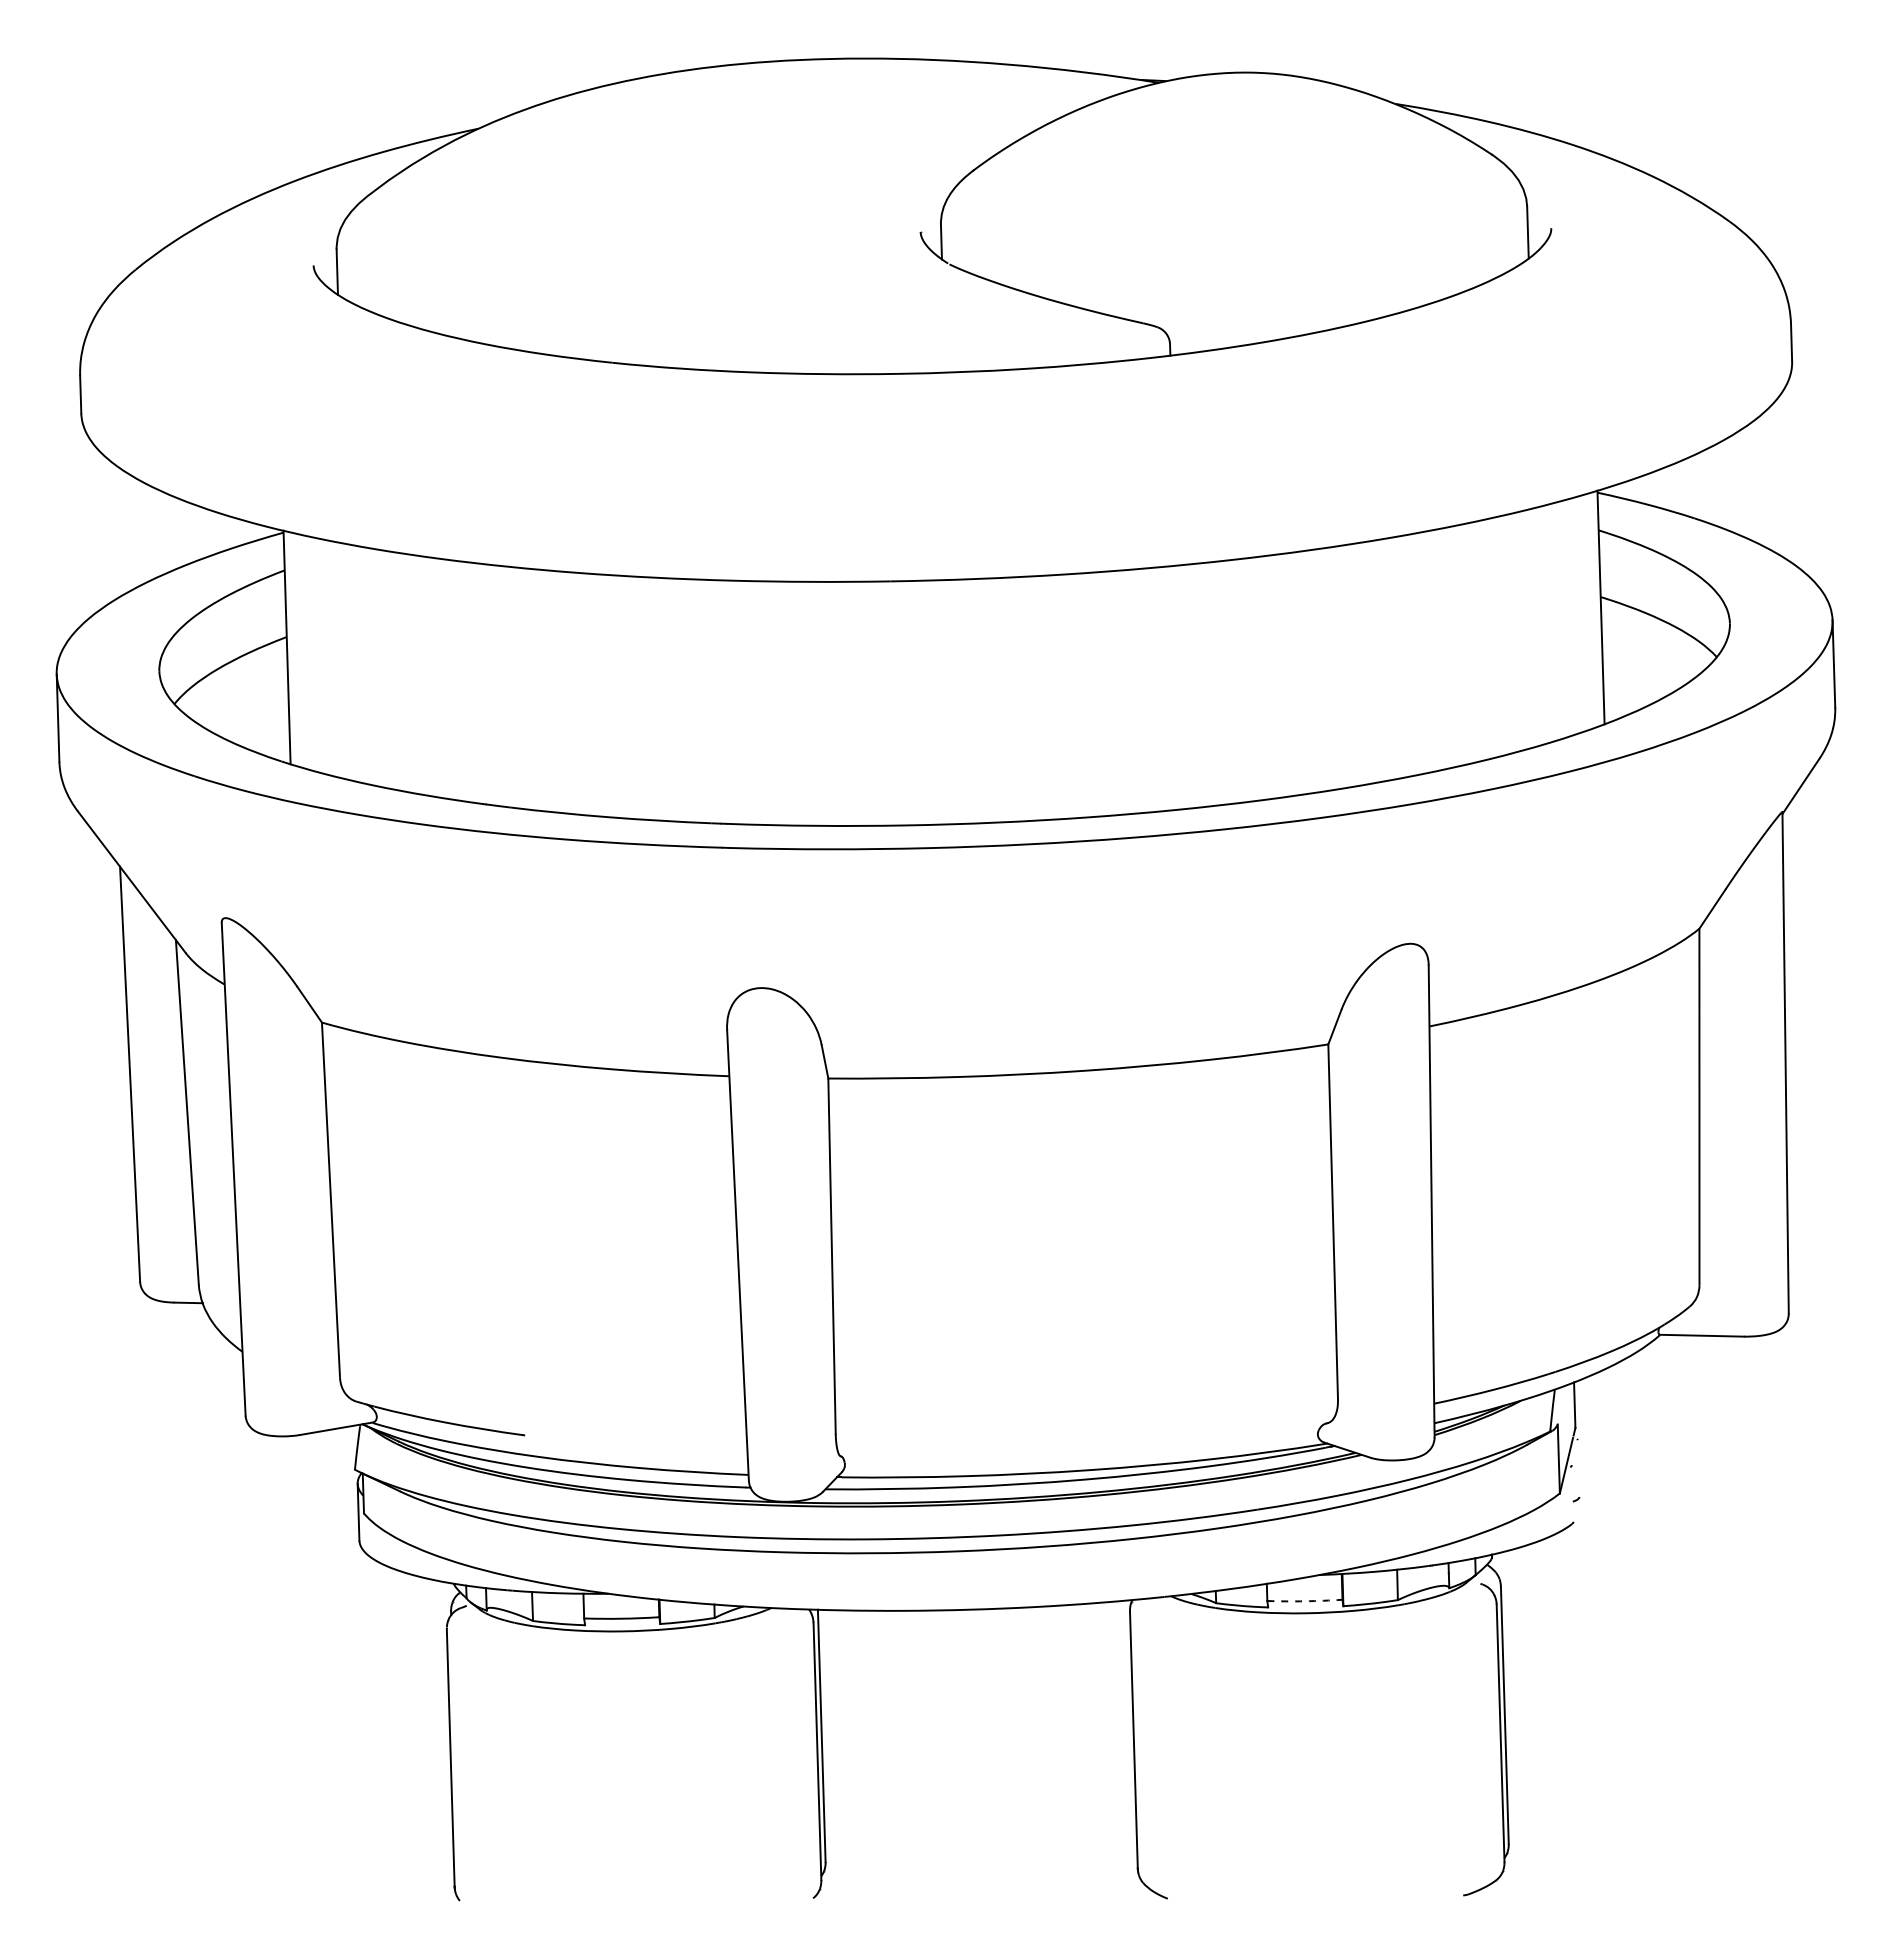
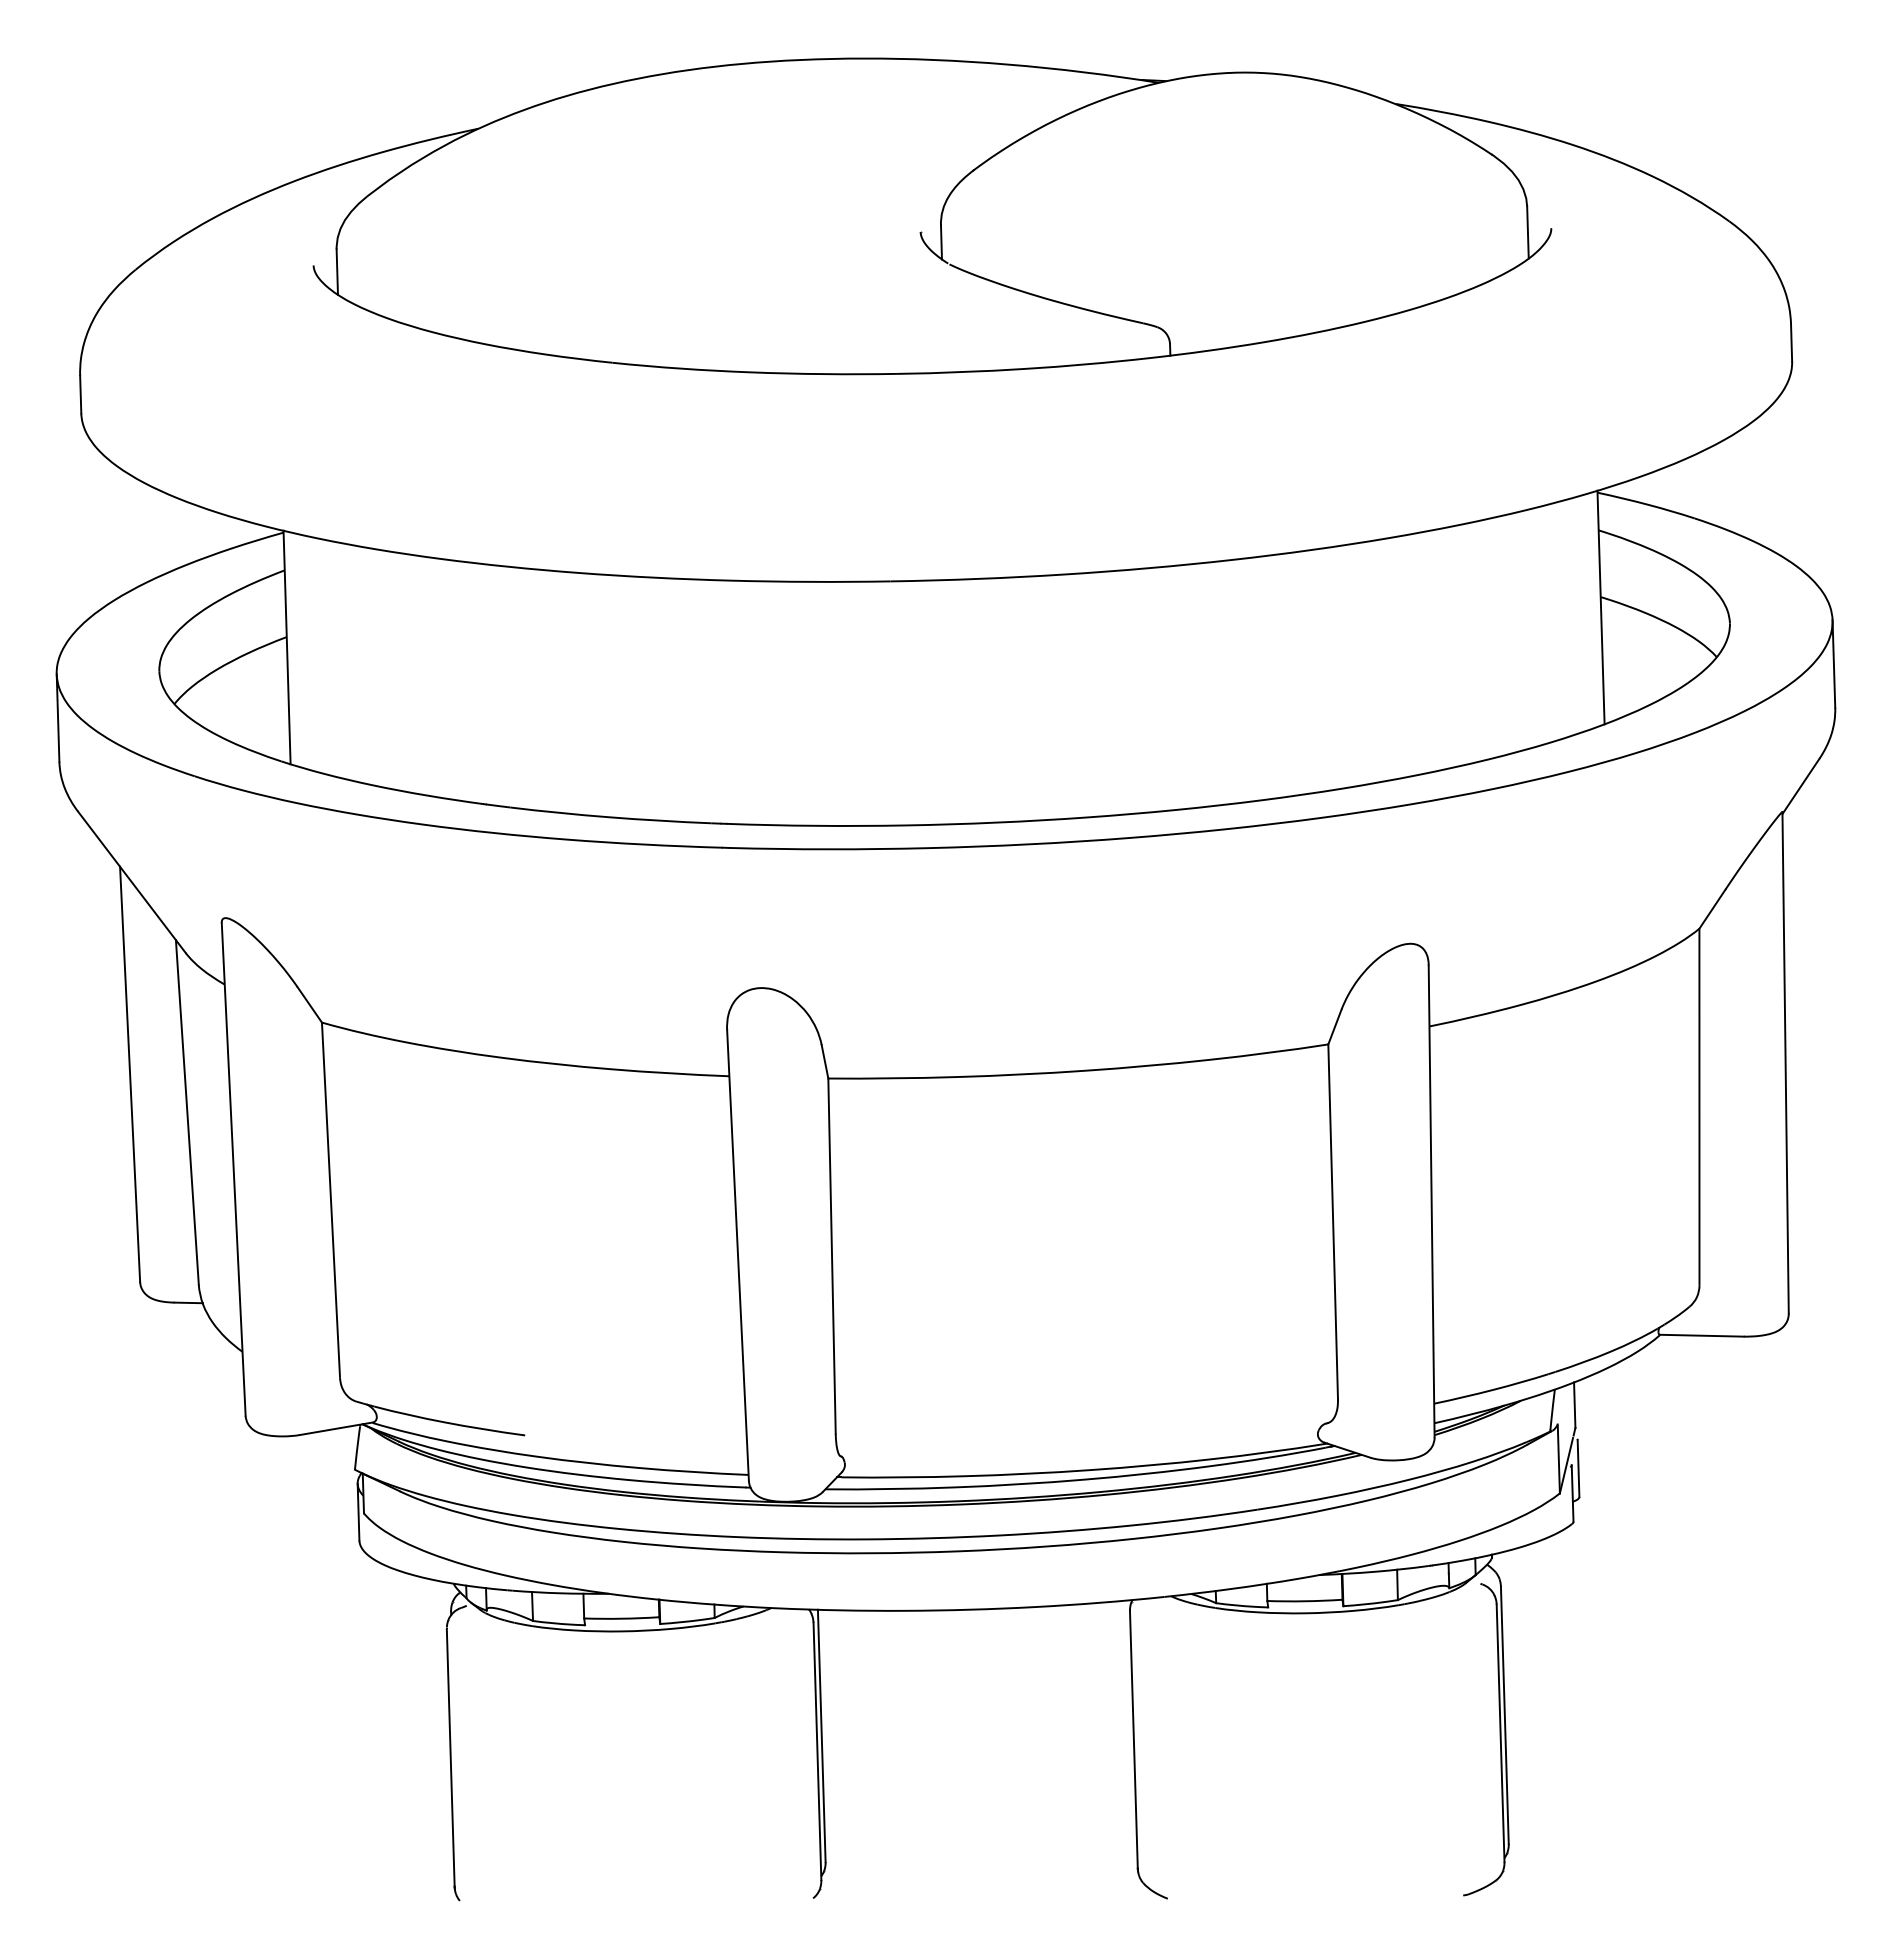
line: none -> present (1578, 1468)
line: none -> present (1572, 1493)
arc: dashed -> solid (1304, 1601)
